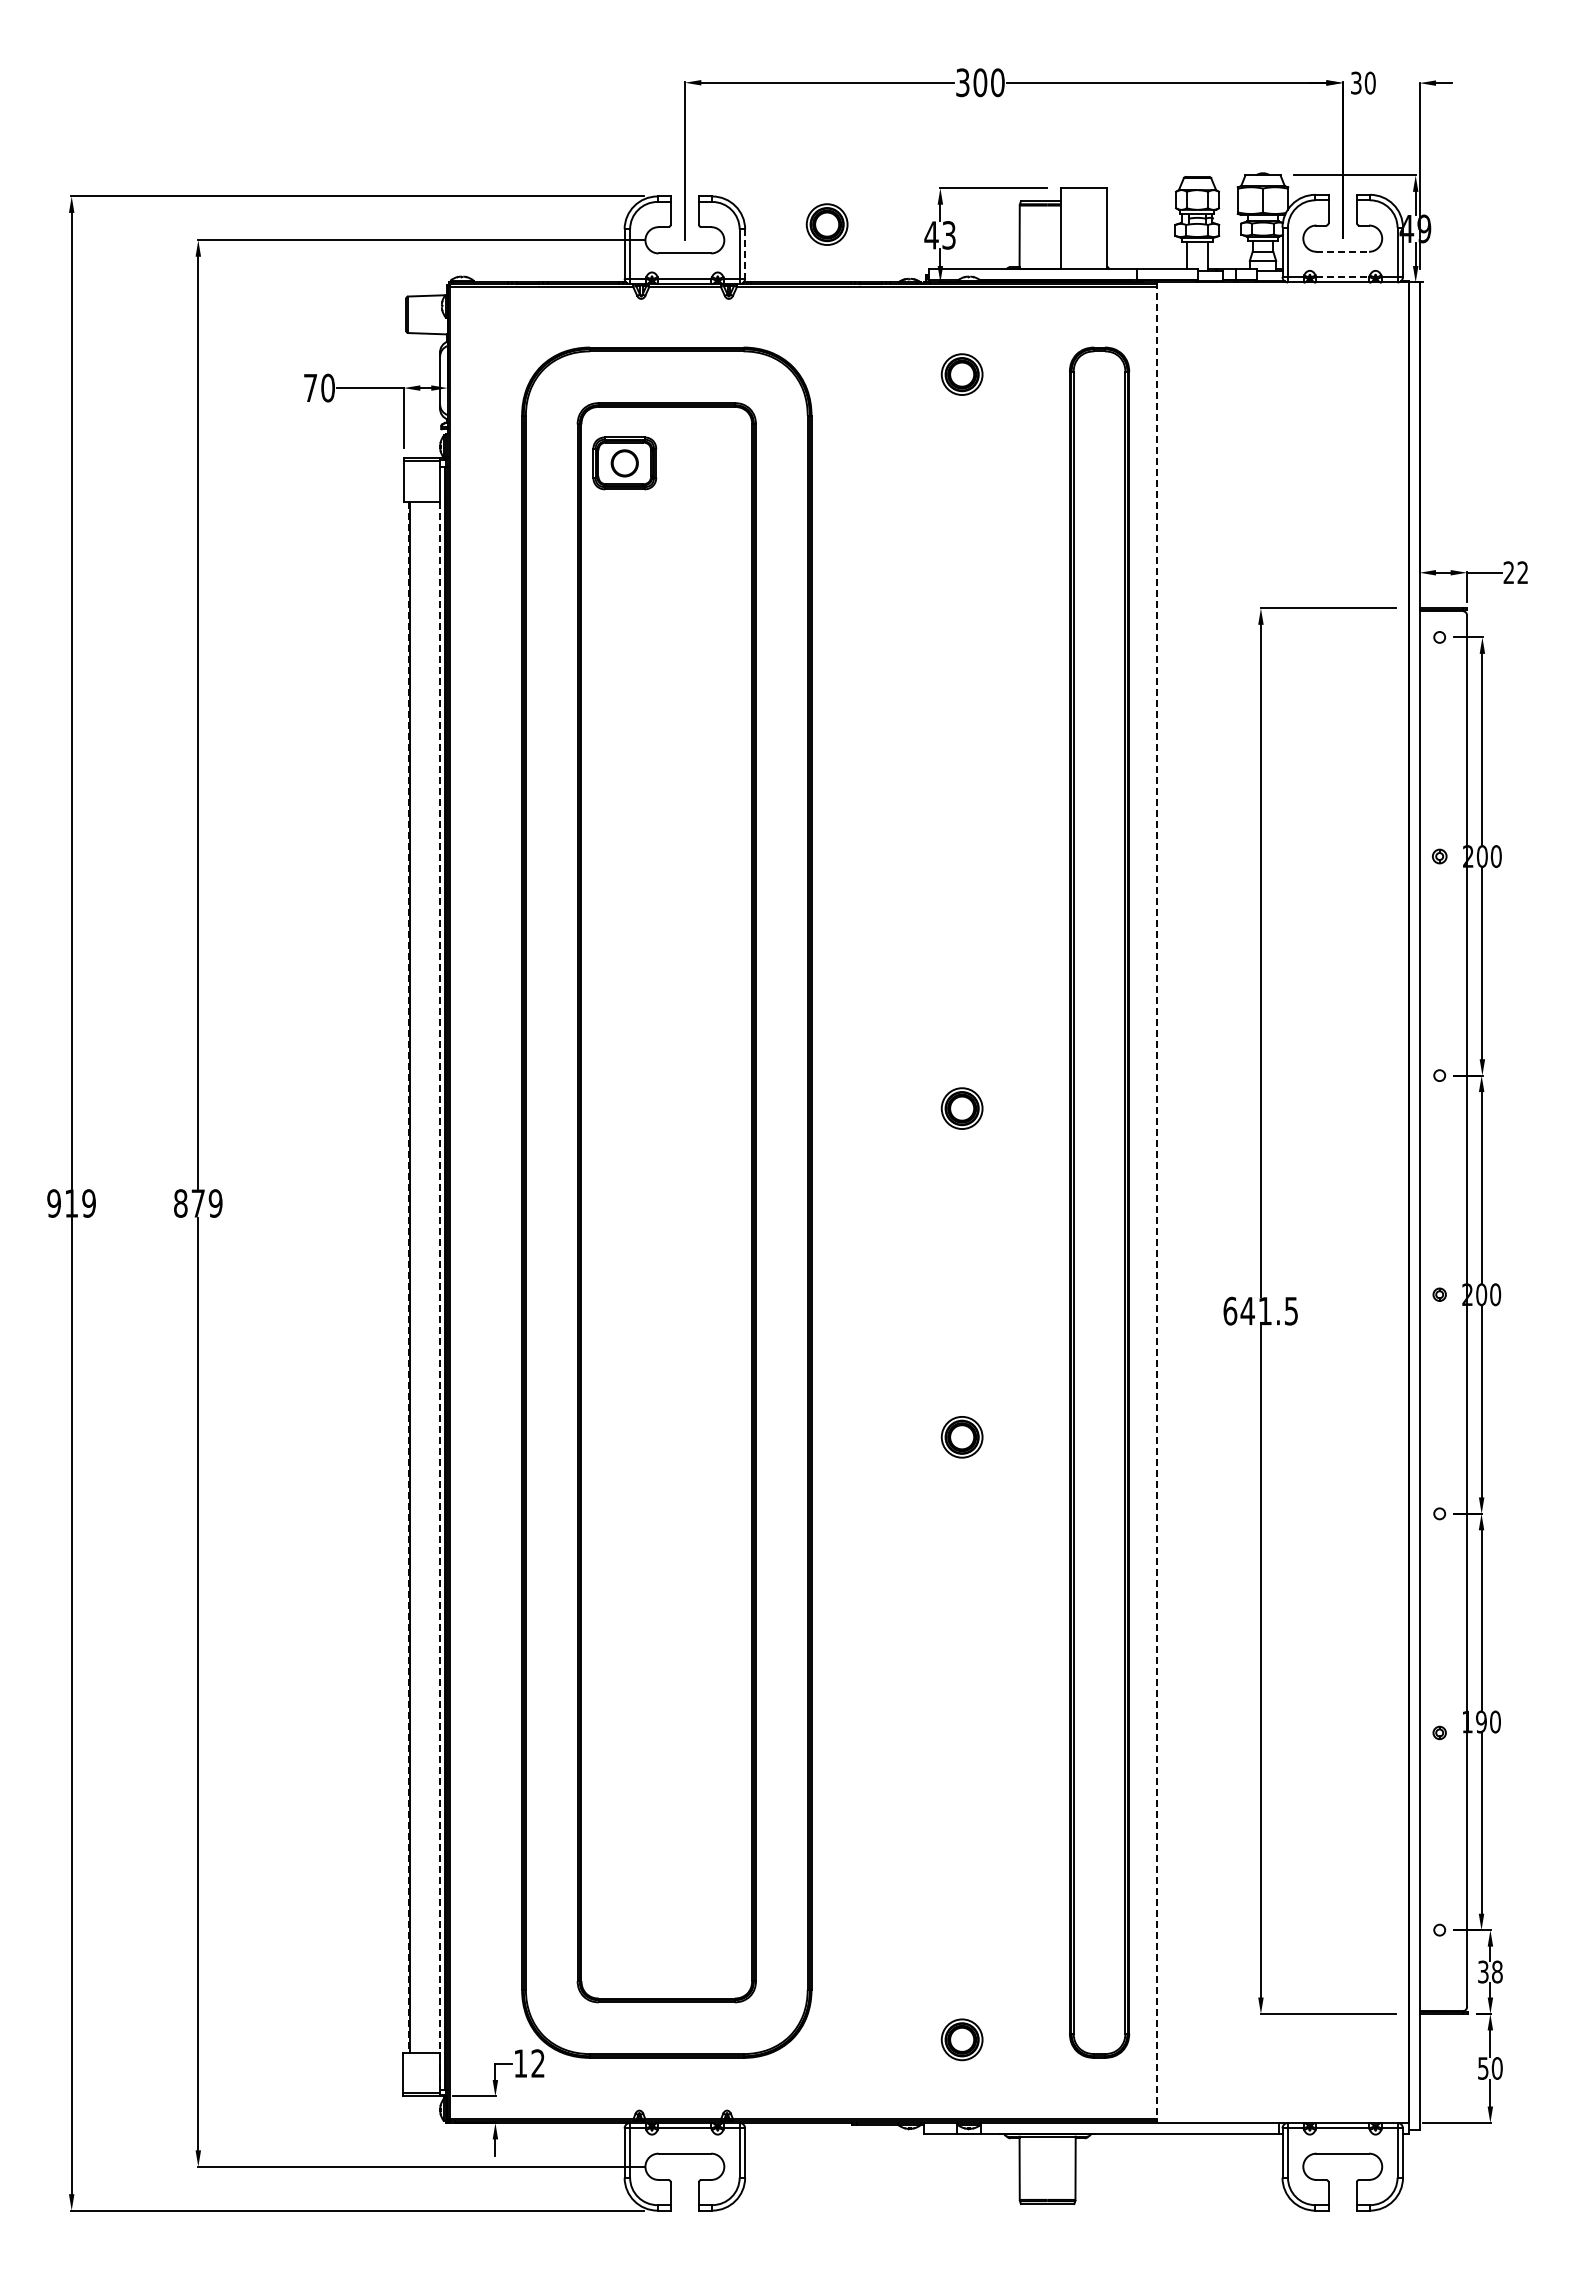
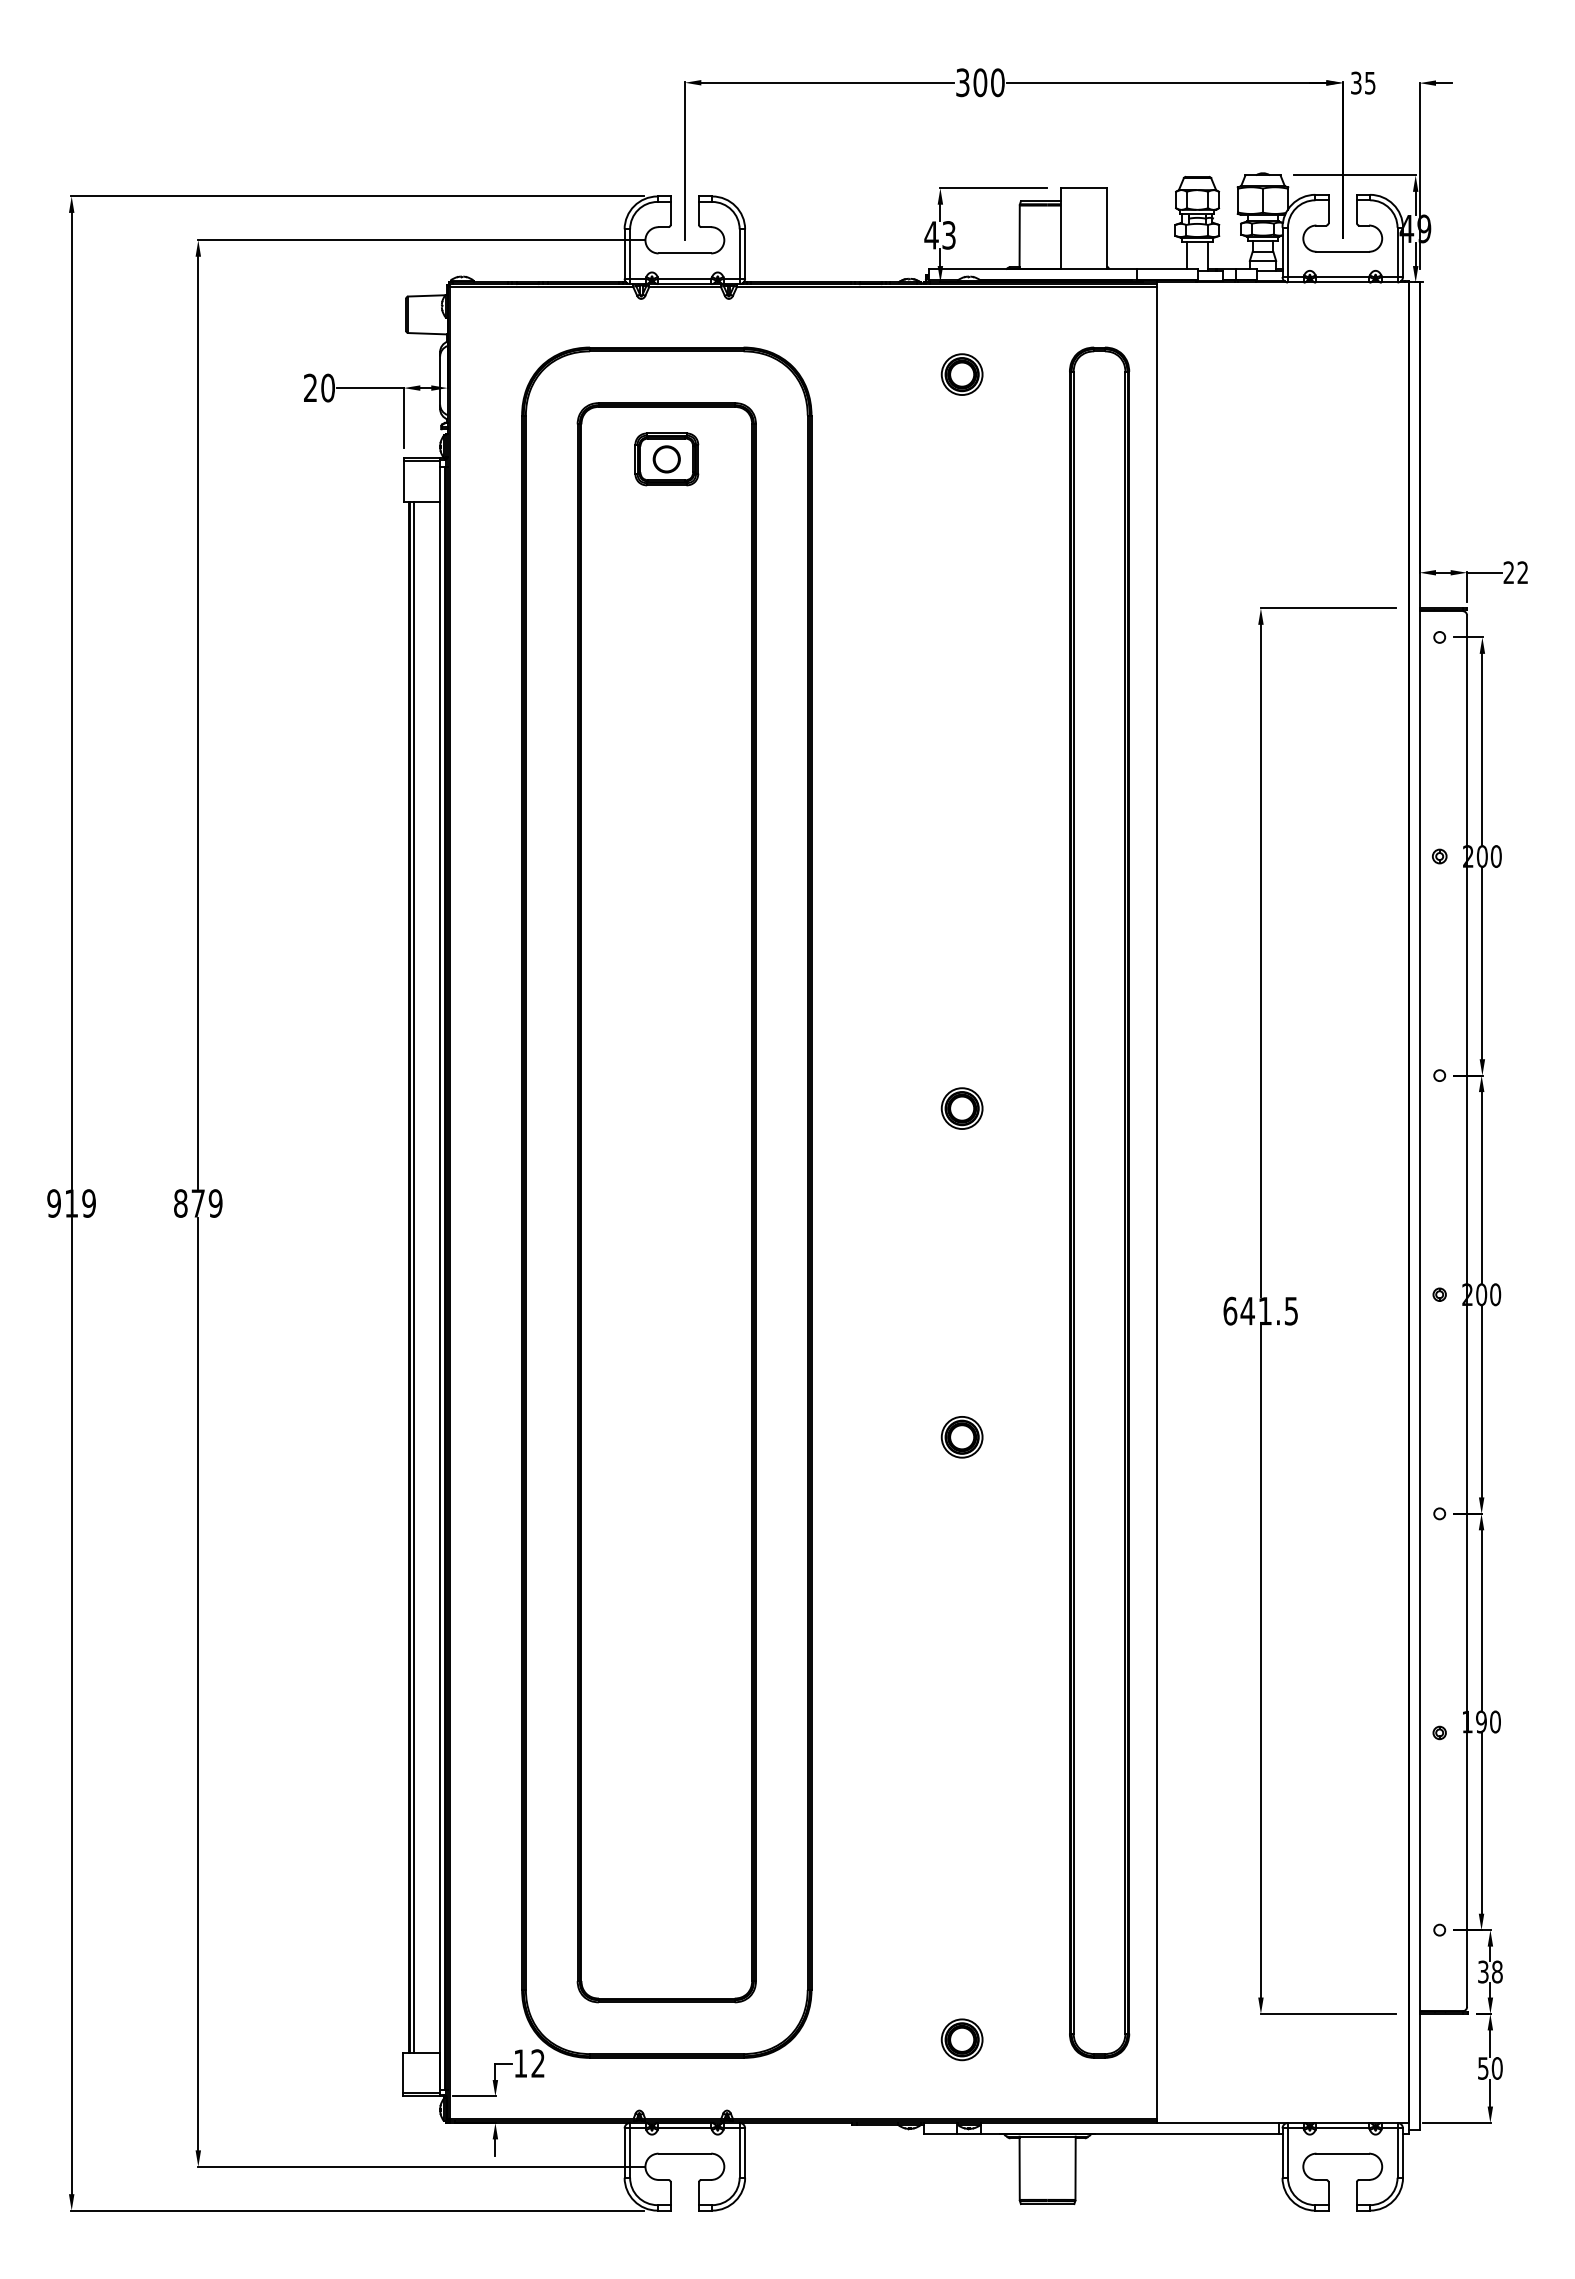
text: 30 -> 35 (1369, 82)
part: present -> none (826, 224)
line: dashed -> solid (1343, 251)
line: dashed -> solid (745, 254)
line: dashed -> solid (1342, 277)
text: 70 -> 20 (310, 387)
part position: (624, 463) -> (666, 459) (666, 459)
line: dashed -> solid (1157, 1203)
line: dashed -> solid (408, 1277)
line: none -> present (413, 1277)
line: dashed -> solid (440, 1296)
